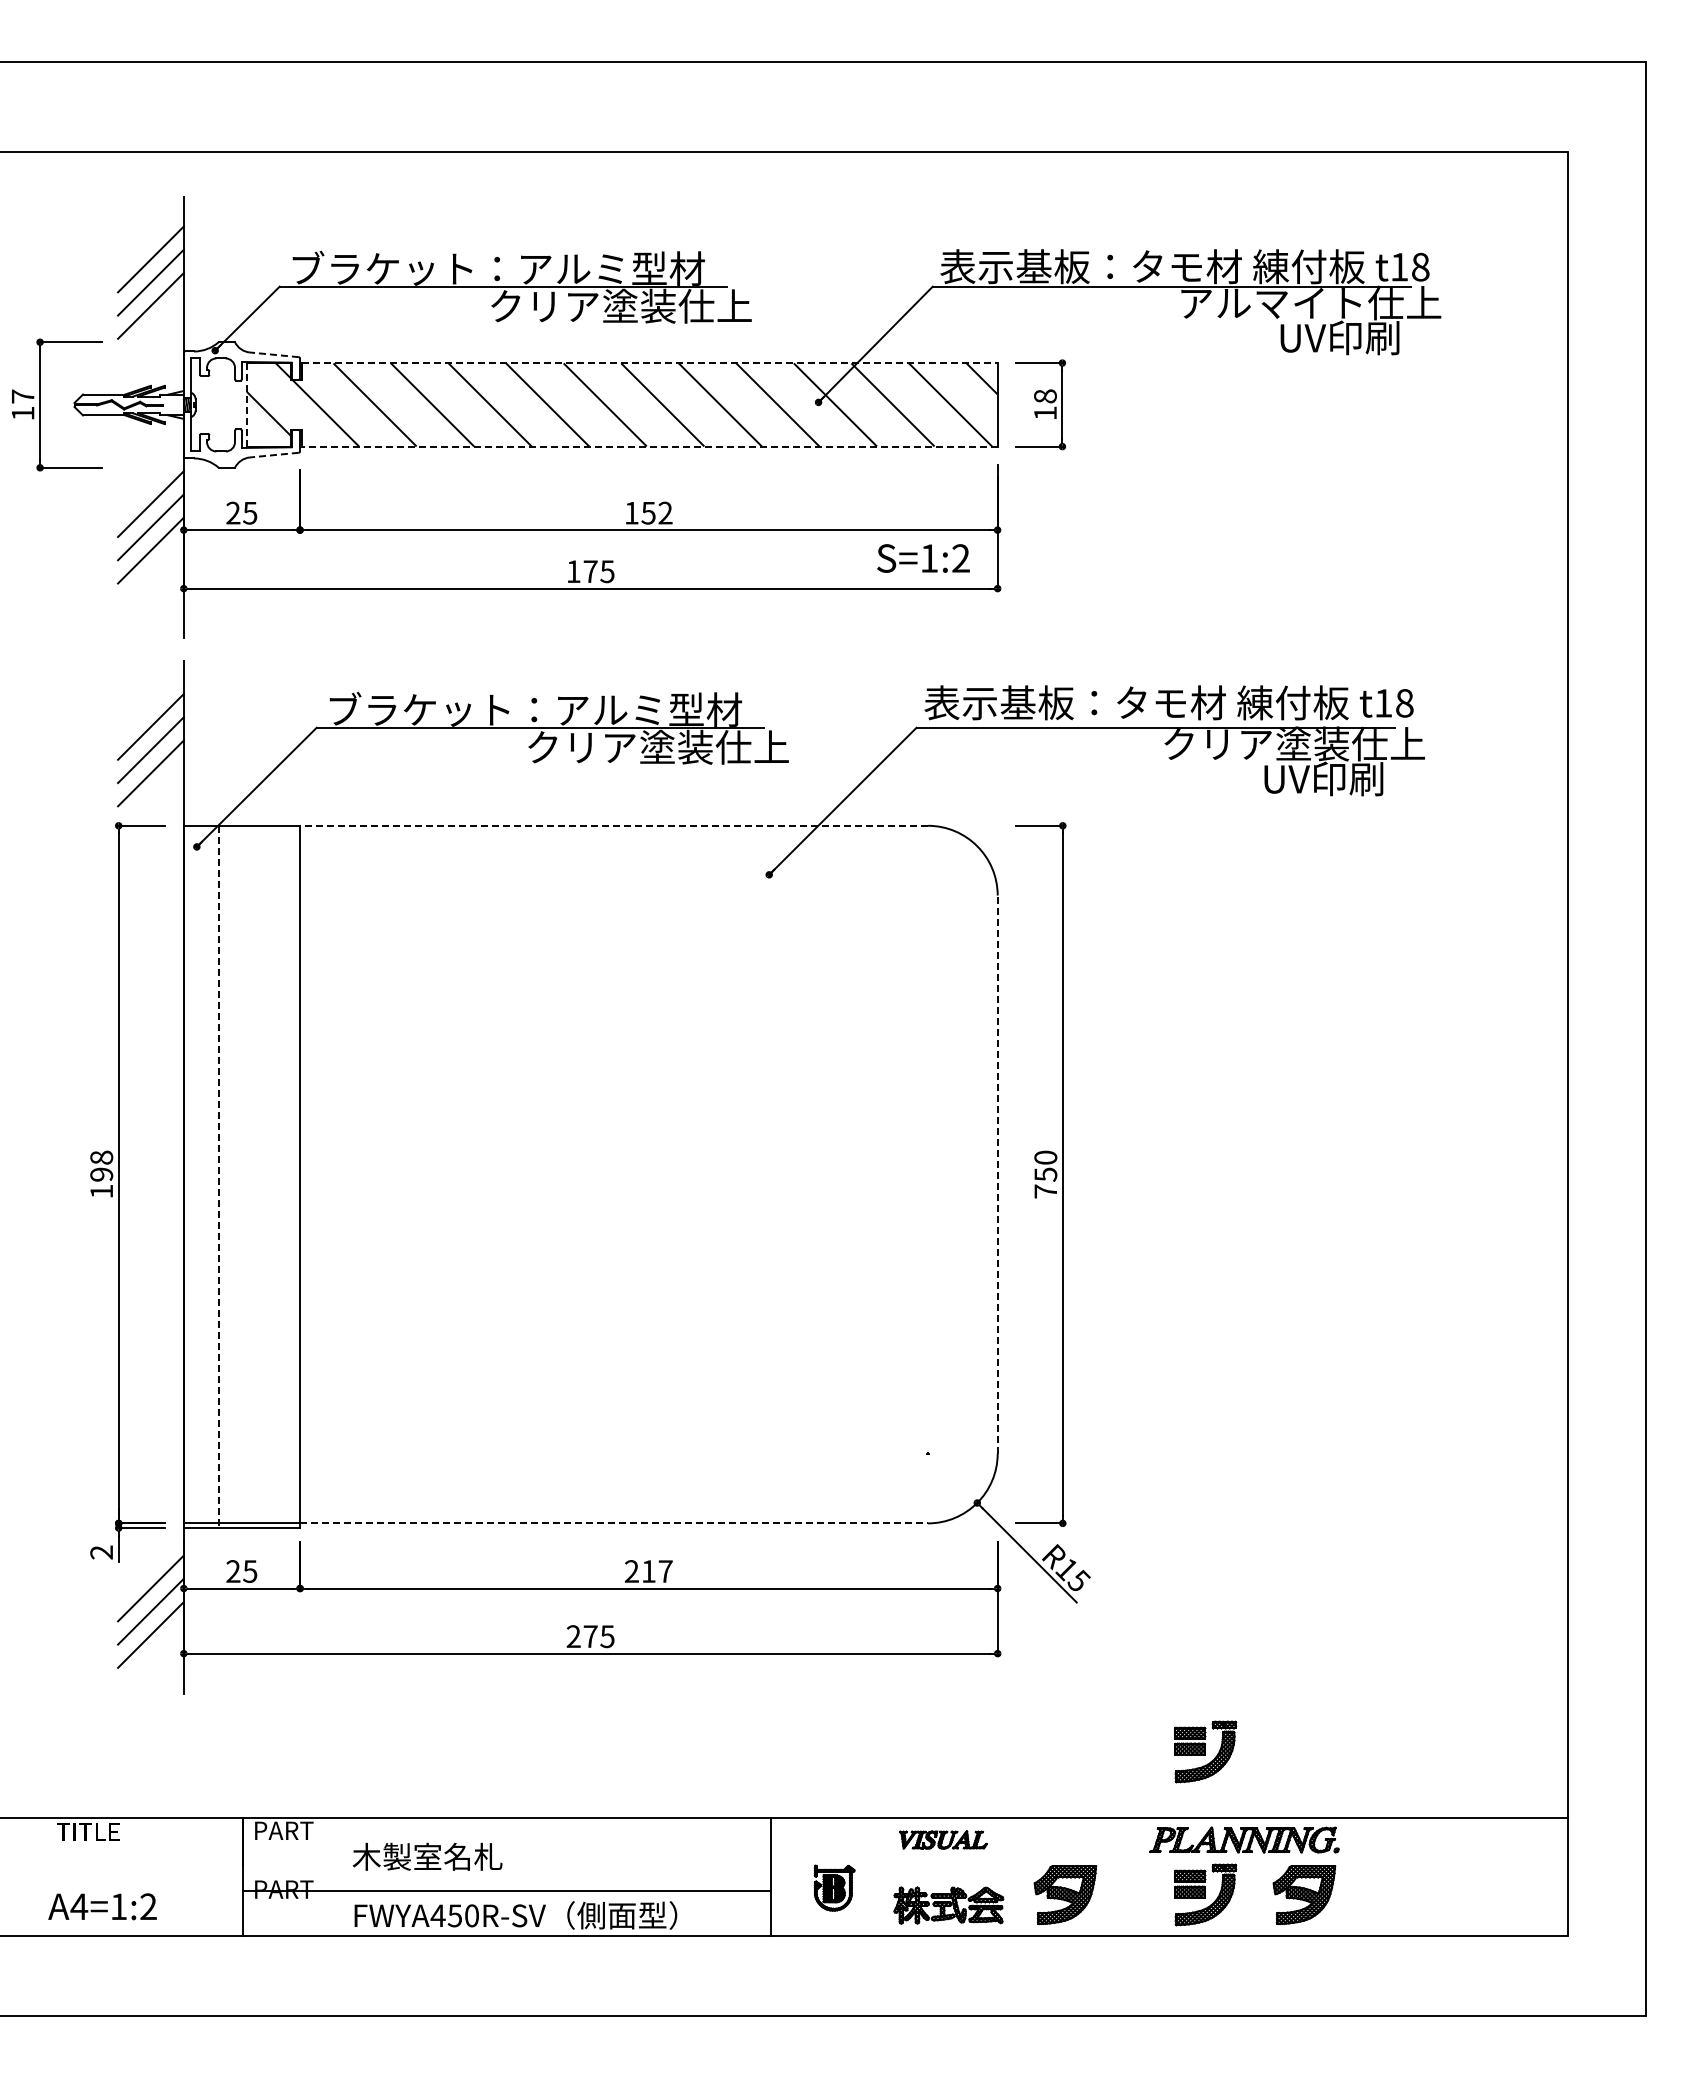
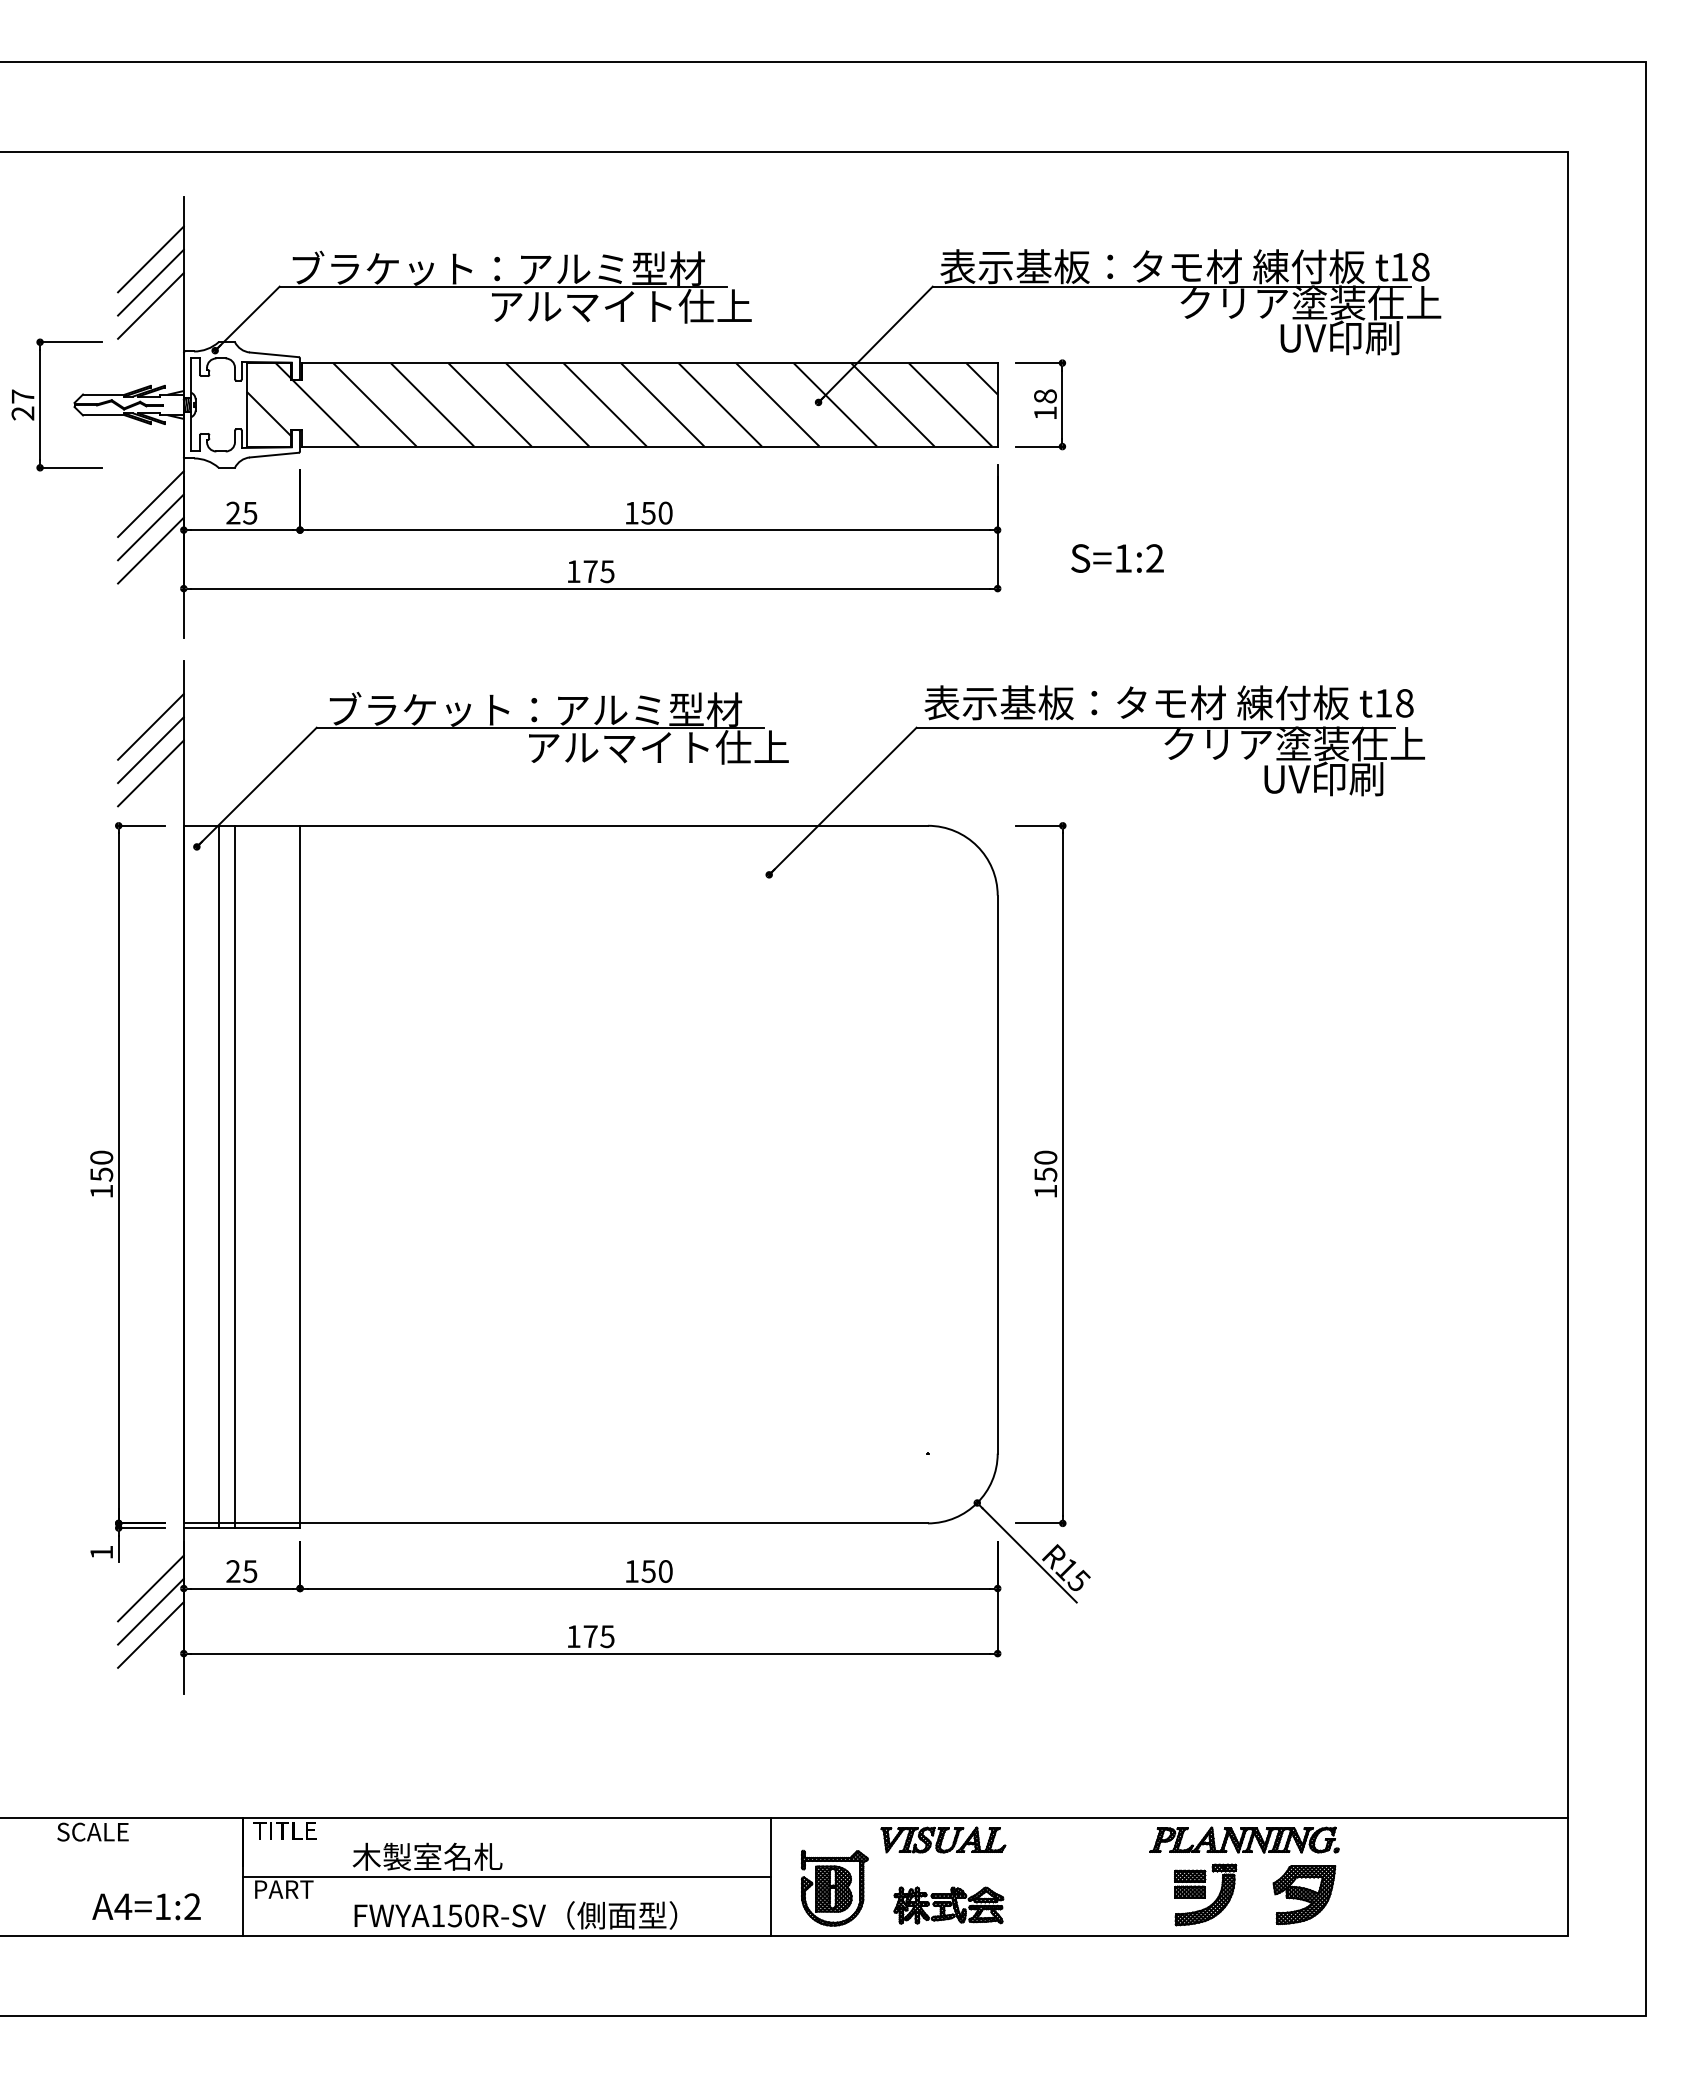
text: アルマイト仕上 -> クリア塗装仕上 (1272, 302)
text: クリア塗装仕上 -> アルマイト仕上 (583, 305)
line: dashed -> solid (274, 354)
line: dashed -> solid (649, 363)
line: dashed -> solid (246, 404)
text: 17 -> 27 (22, 413)
line: dashed -> solid (649, 446)
line: dashed -> solid (274, 455)
text: 152 -> 150 (665, 512)
text position: (923, 558) -> (1117, 558) (1117, 558)
text: クリア塗装仕上 -> アルマイト仕上 (620, 746)
line: dashed -> solid (614, 825)
text: 198 -> 150 (101, 1165)
line: dashed -> solid (997, 1174)
line: none -> present (234, 1176)
line: dashed -> solid (218, 1177)
text: 750 -> 150 (1045, 1191)
line: dashed -> solid (614, 1523)
text: 2 -> 1 (101, 1552)
text: 217 -> 150 (648, 1571)
text: 275 -> 175 (573, 1636)
part: present -> none (1205, 1751)
text: PART -> TITLE (284, 1830)
text: TITLE -> SCALE (92, 1831)
part size: 89x20 px -> 127x28 px (943, 1839)
part size: 43x48 px -> 69x78 px (834, 1887)
line position: (506, 1891) -> (506, 1877) (506, 1877)
part: present -> none (1065, 1895)
text position: (102, 1906) -> (146, 1906) (146, 1906)
text: FWYA450R-SV -> FWYA150R-SV (437, 1915)
